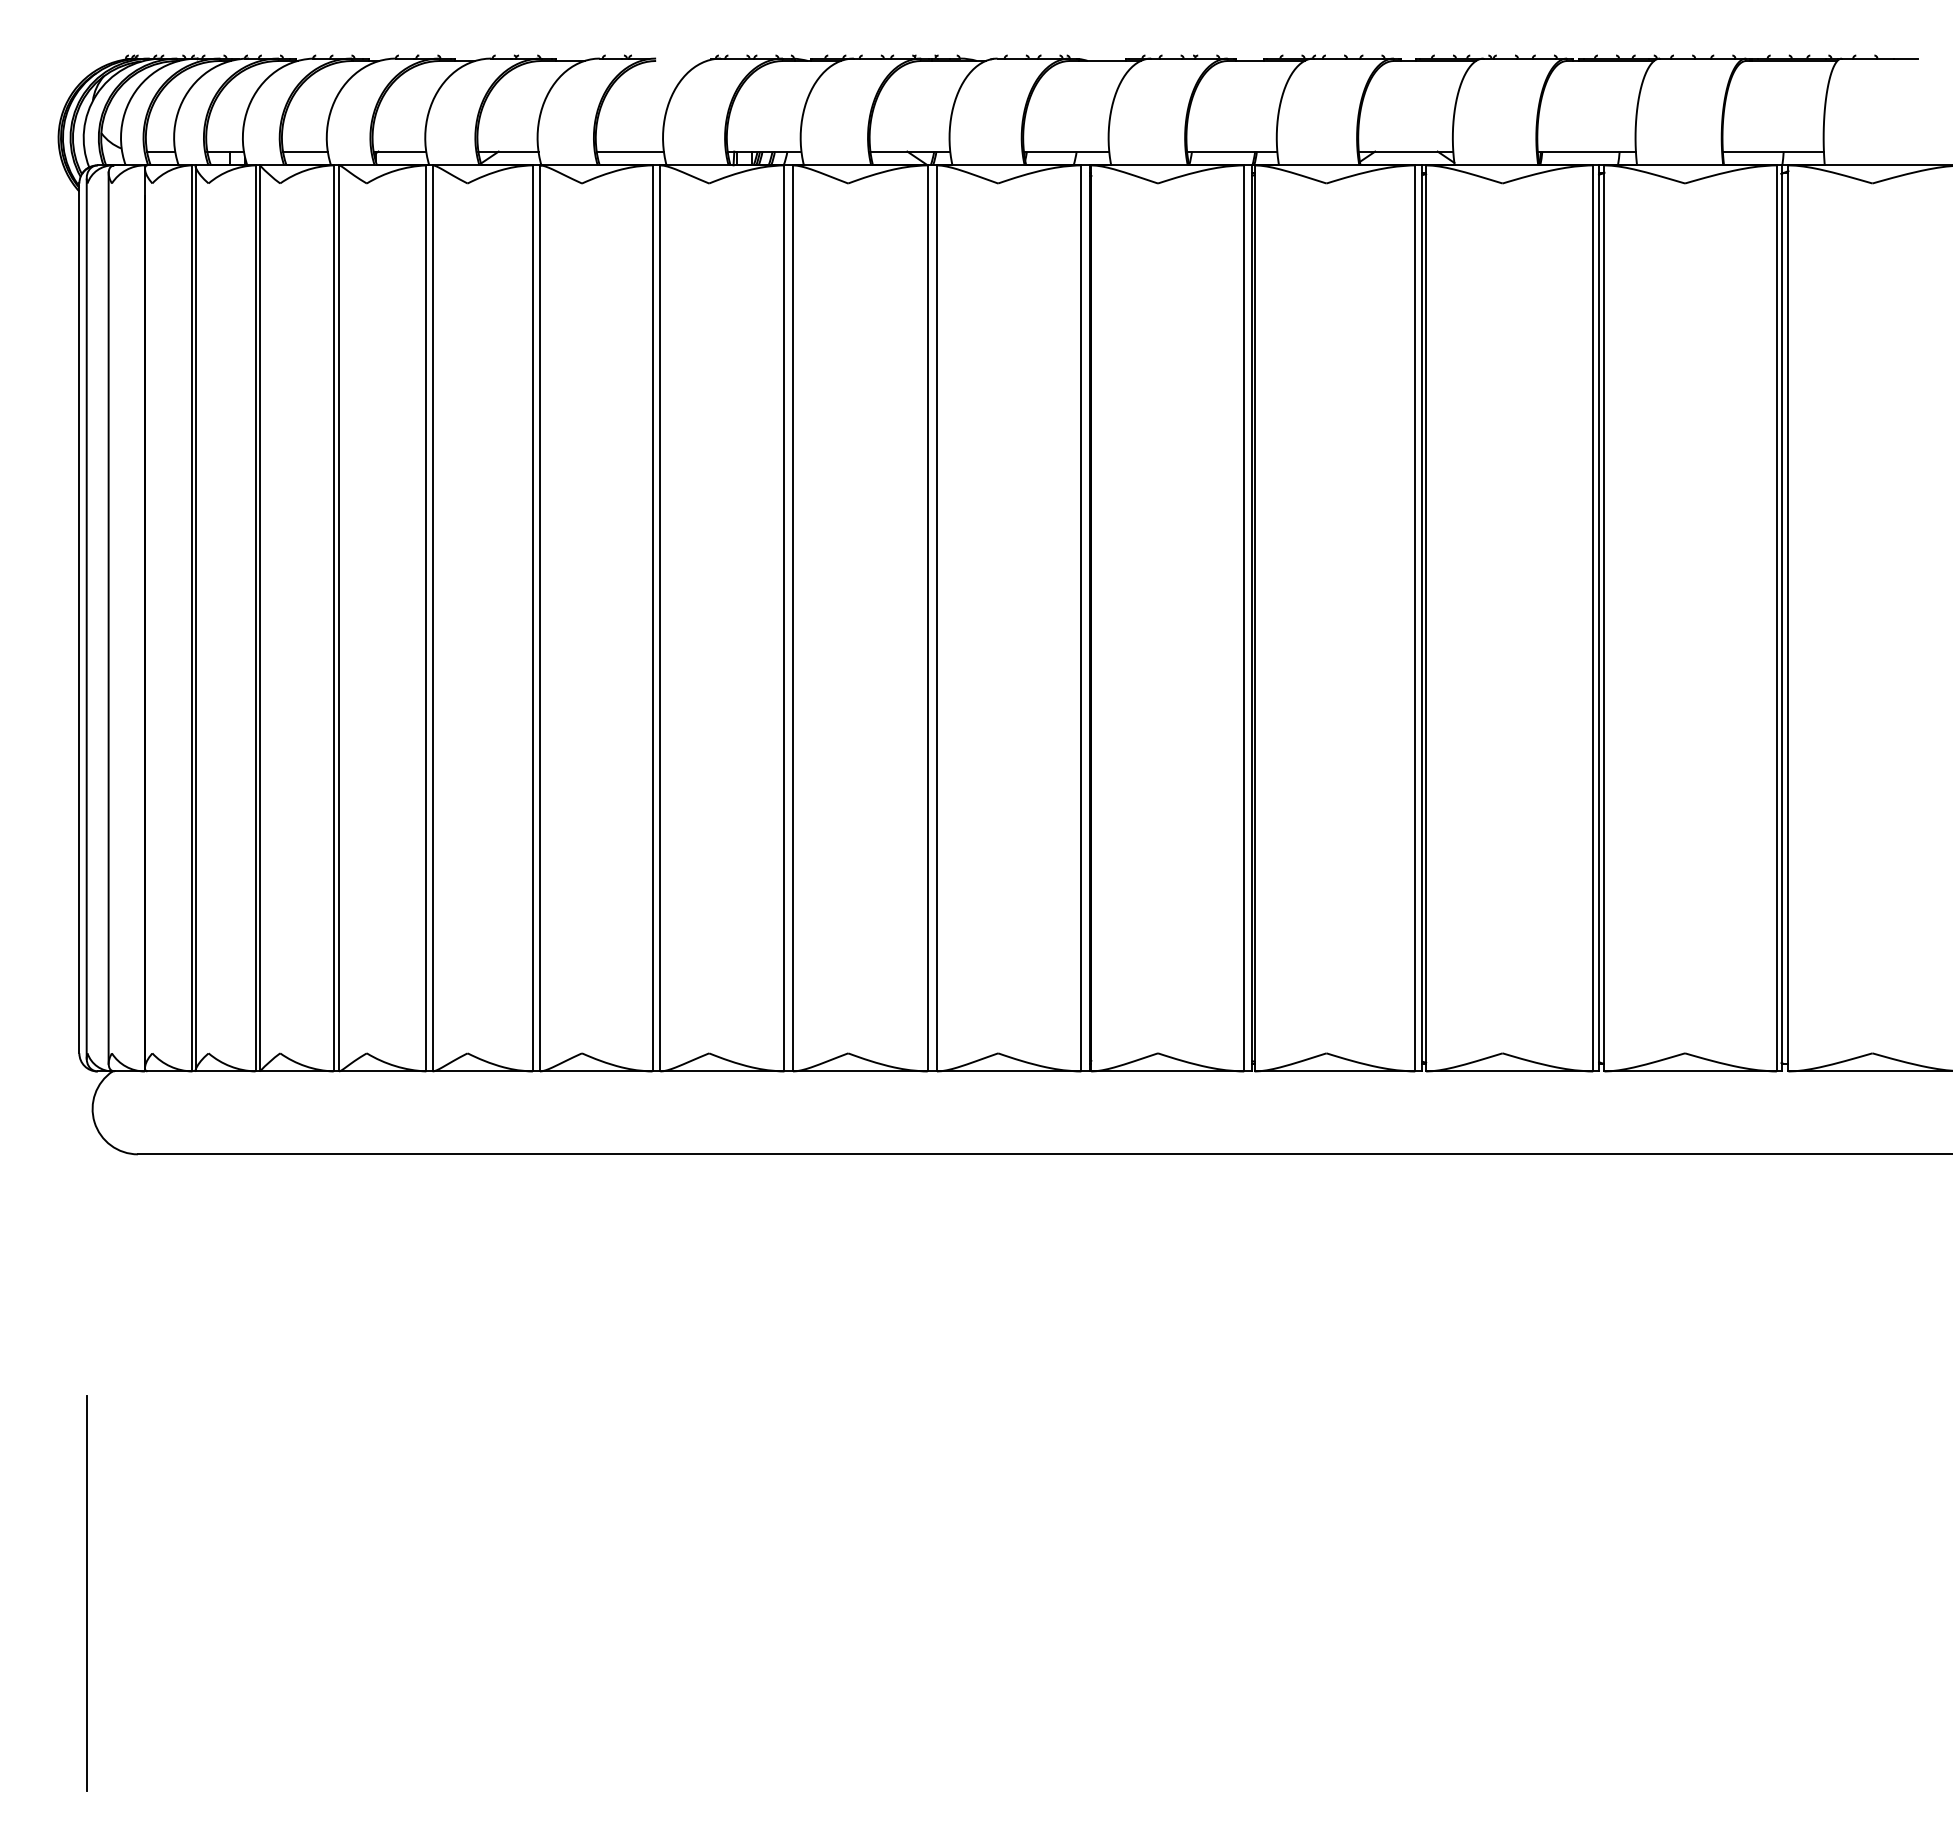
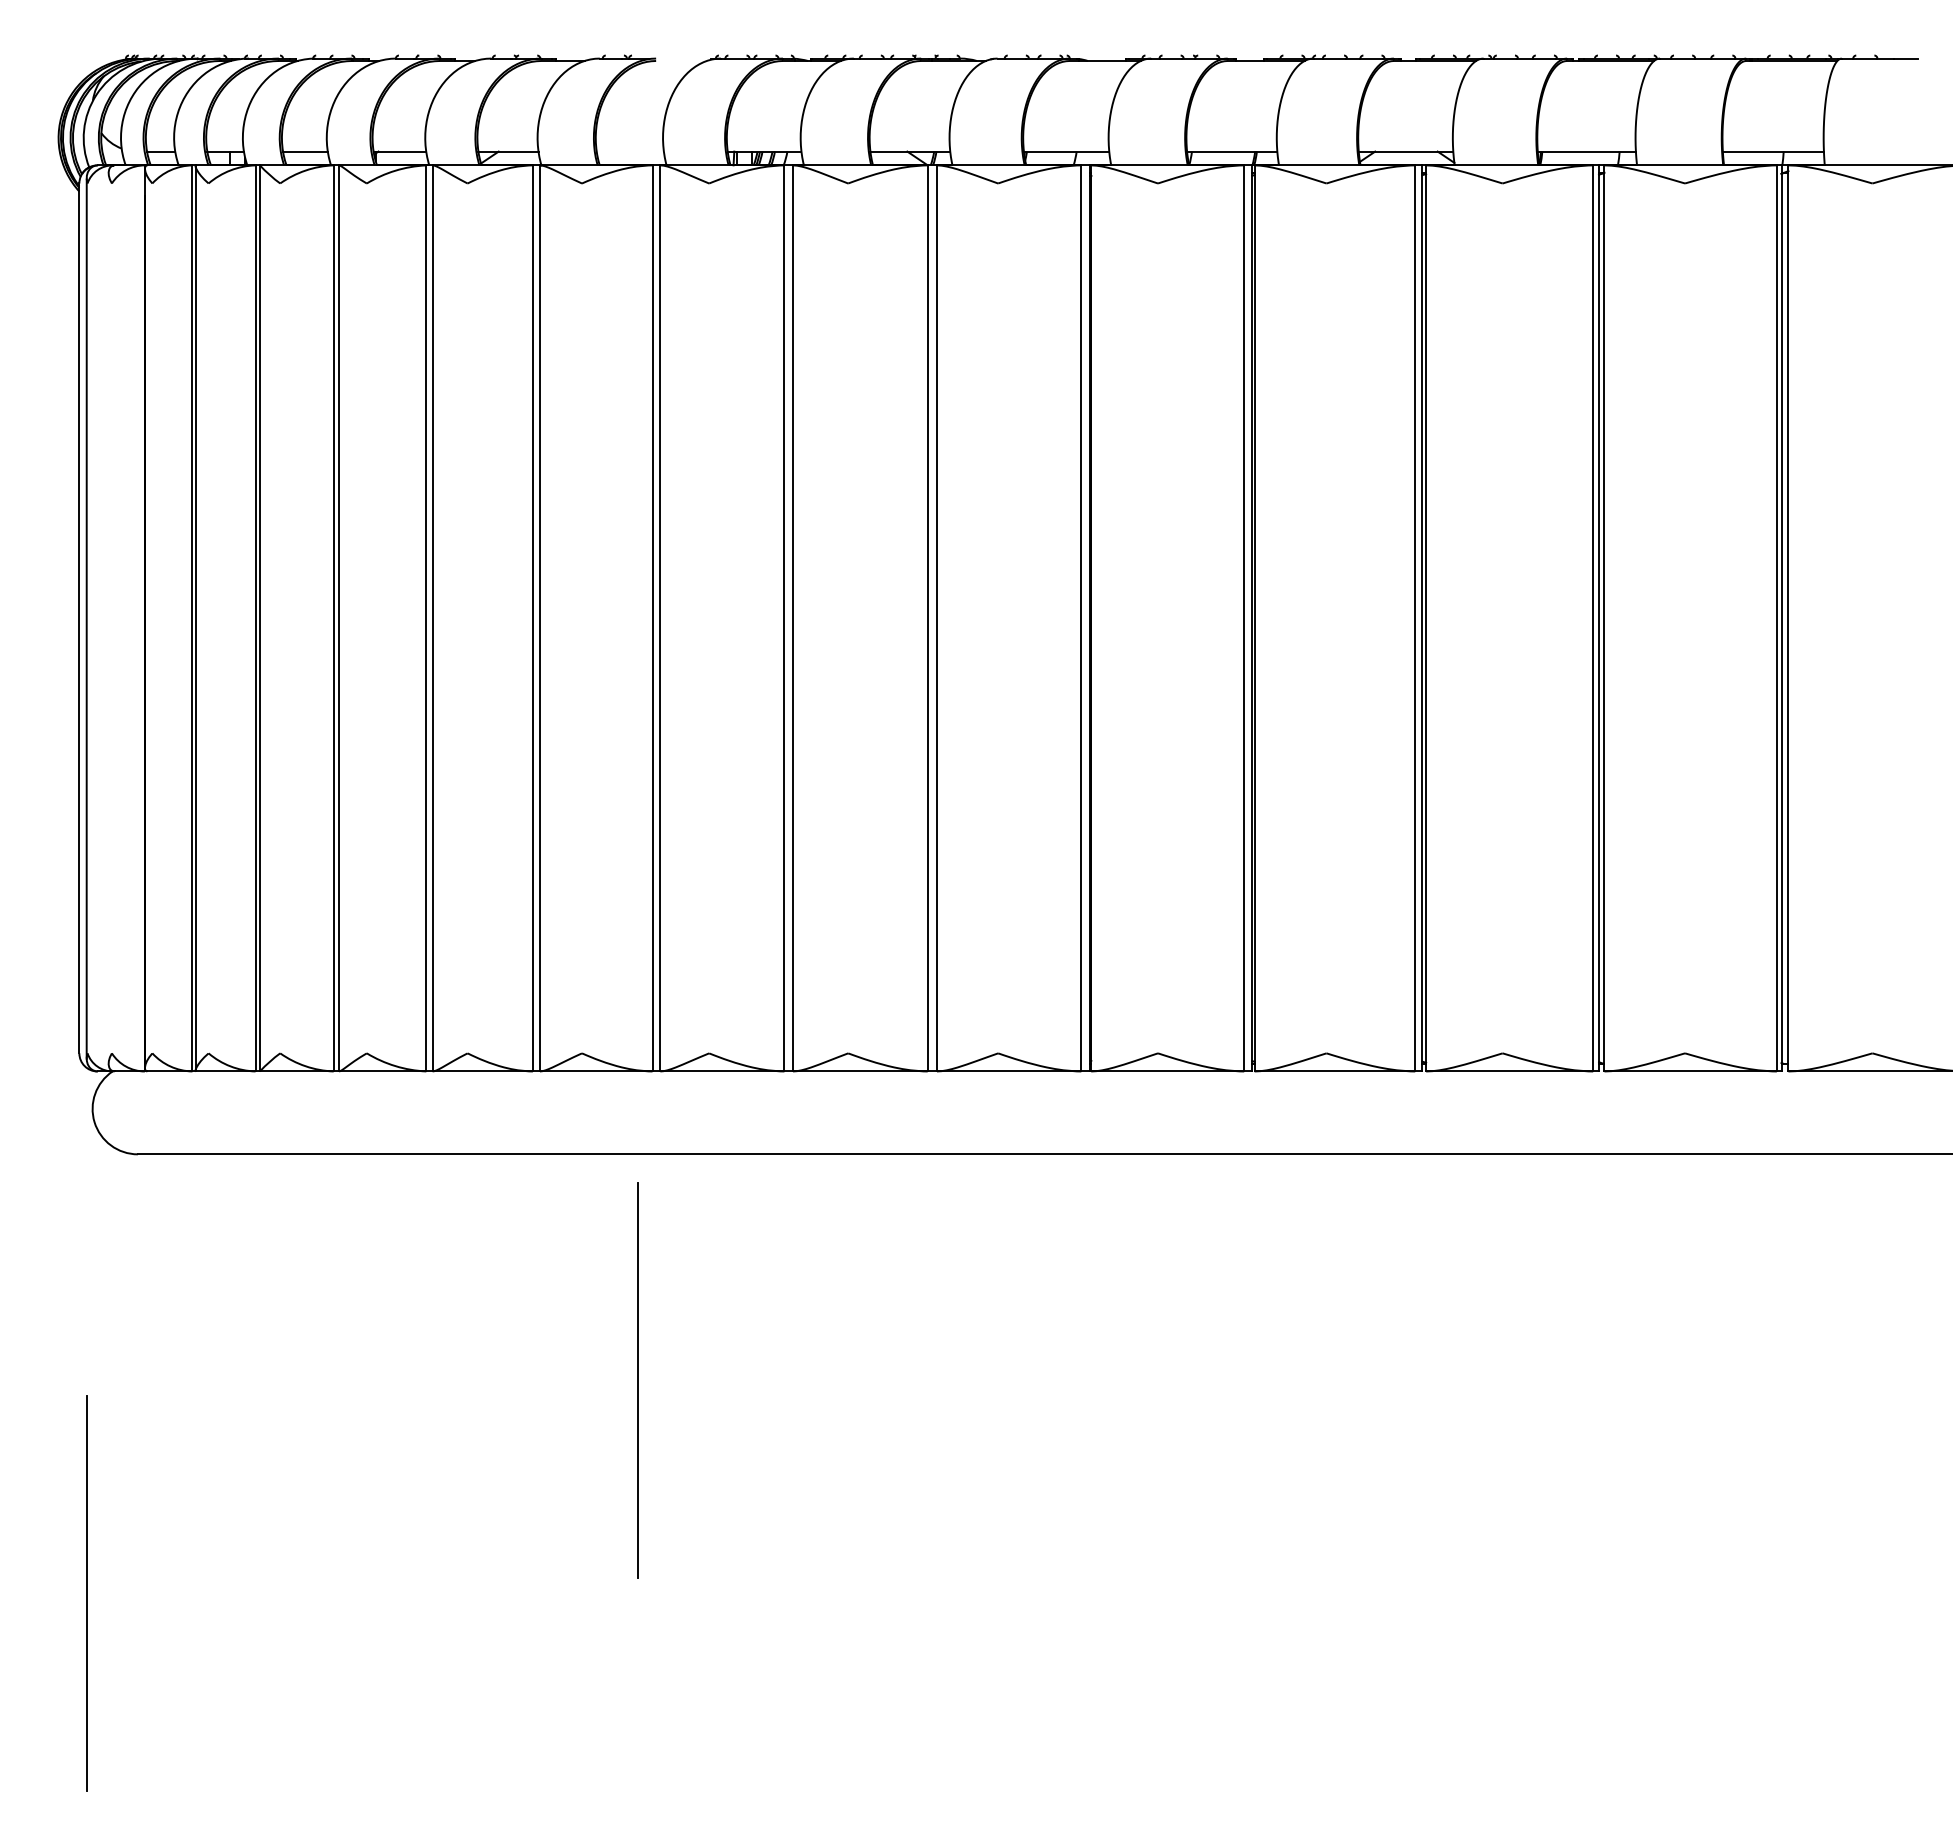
line: present -> none (629, 151)
line: present -> none (108, 617)
line: none -> present (637, 1380)
